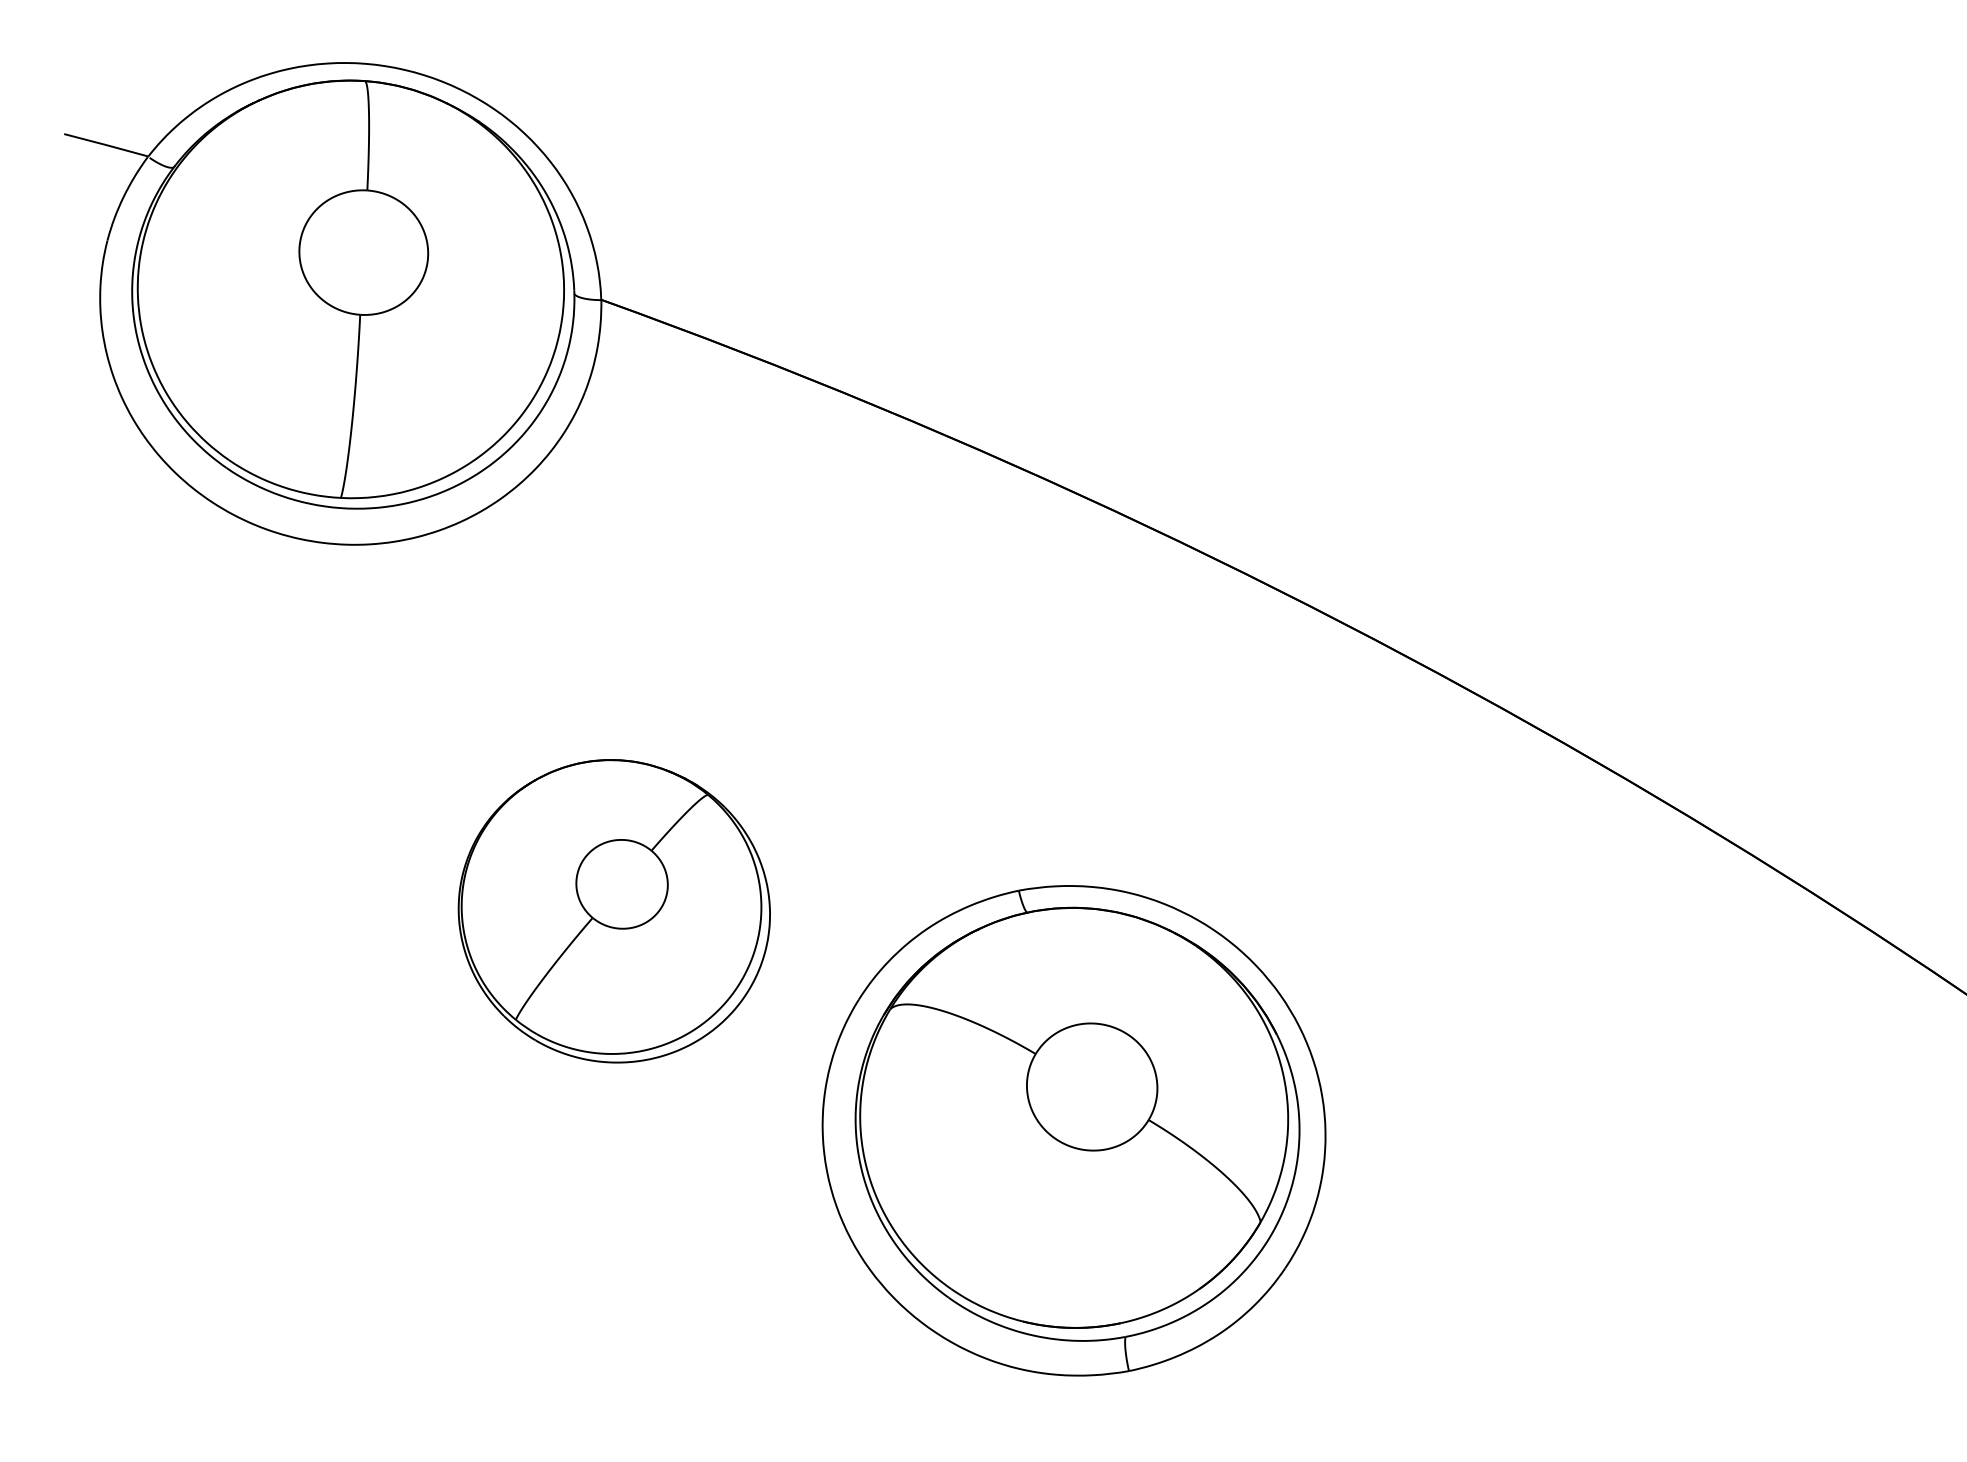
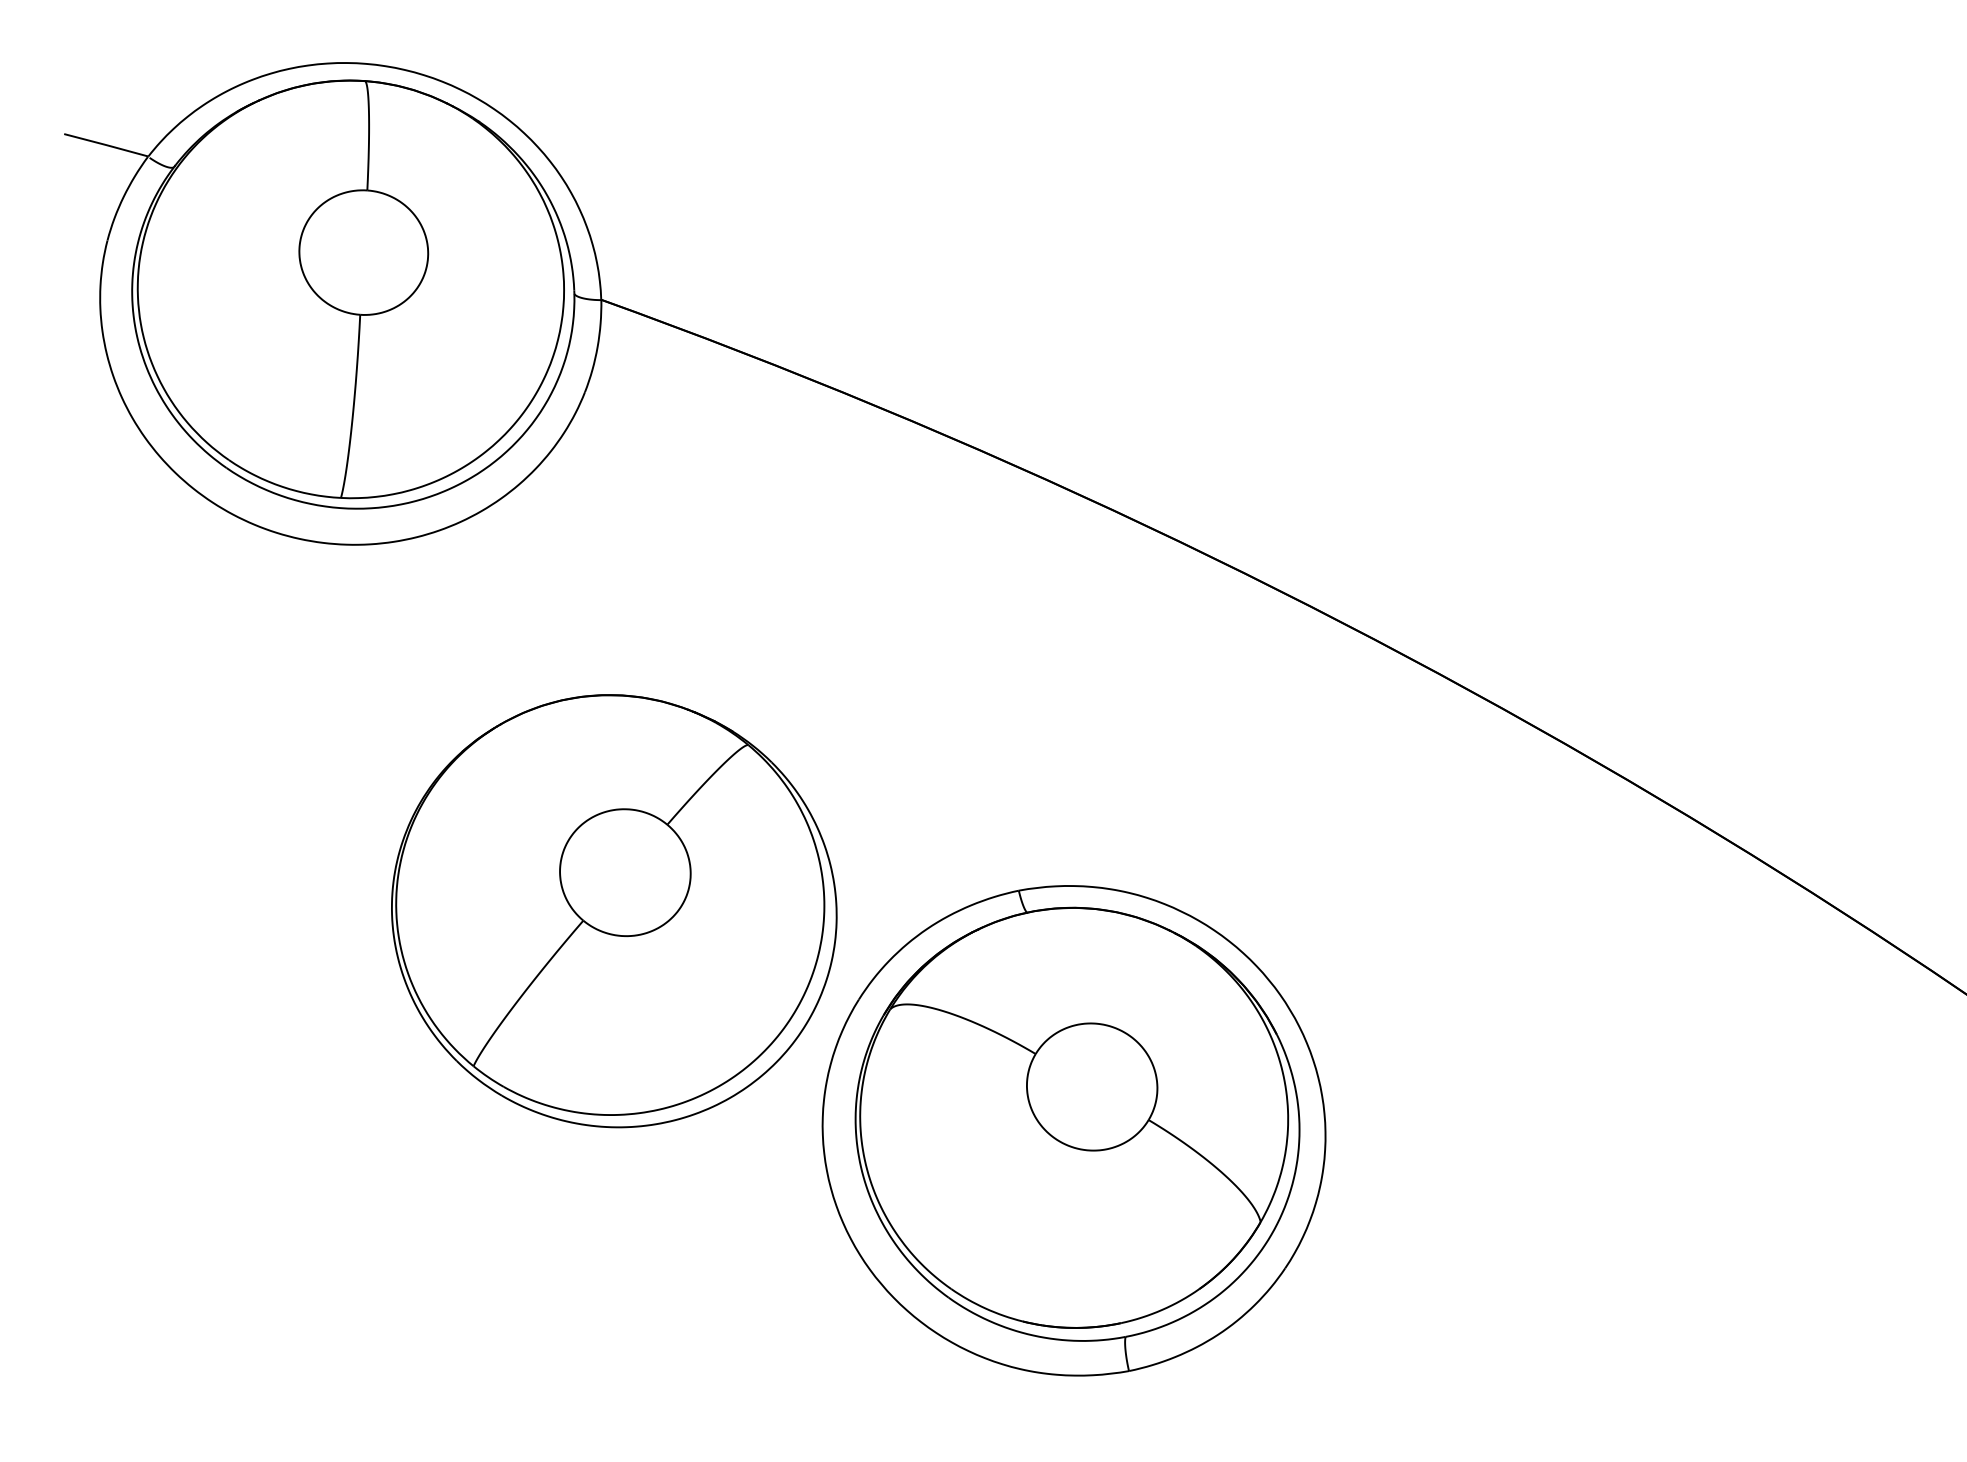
part size: 314x305 px -> 447x435 px (614, 911)
